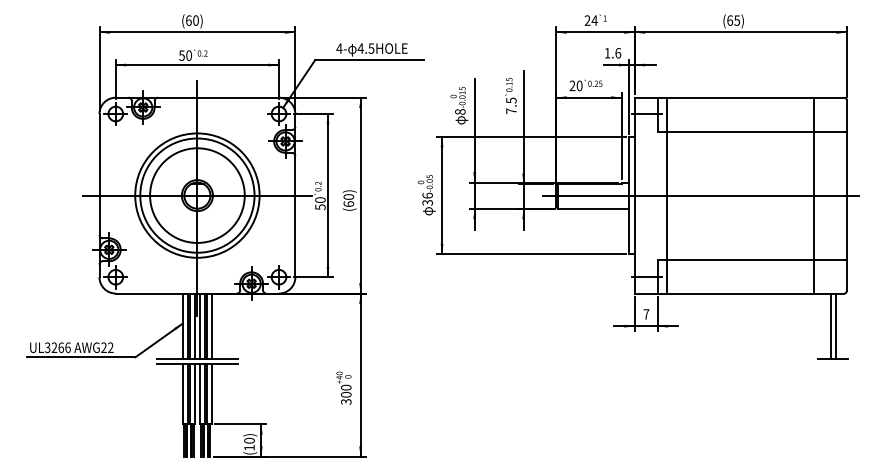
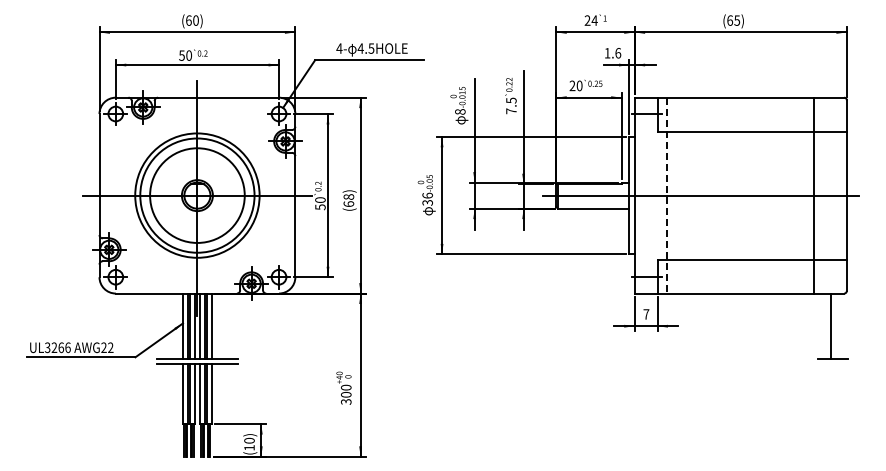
text: 0.15 -> 0.22 (509, 81)
line: solid -> dashed (667, 195)
text: 60 -> 68 (348, 196)
line: present -> none (836, 326)
